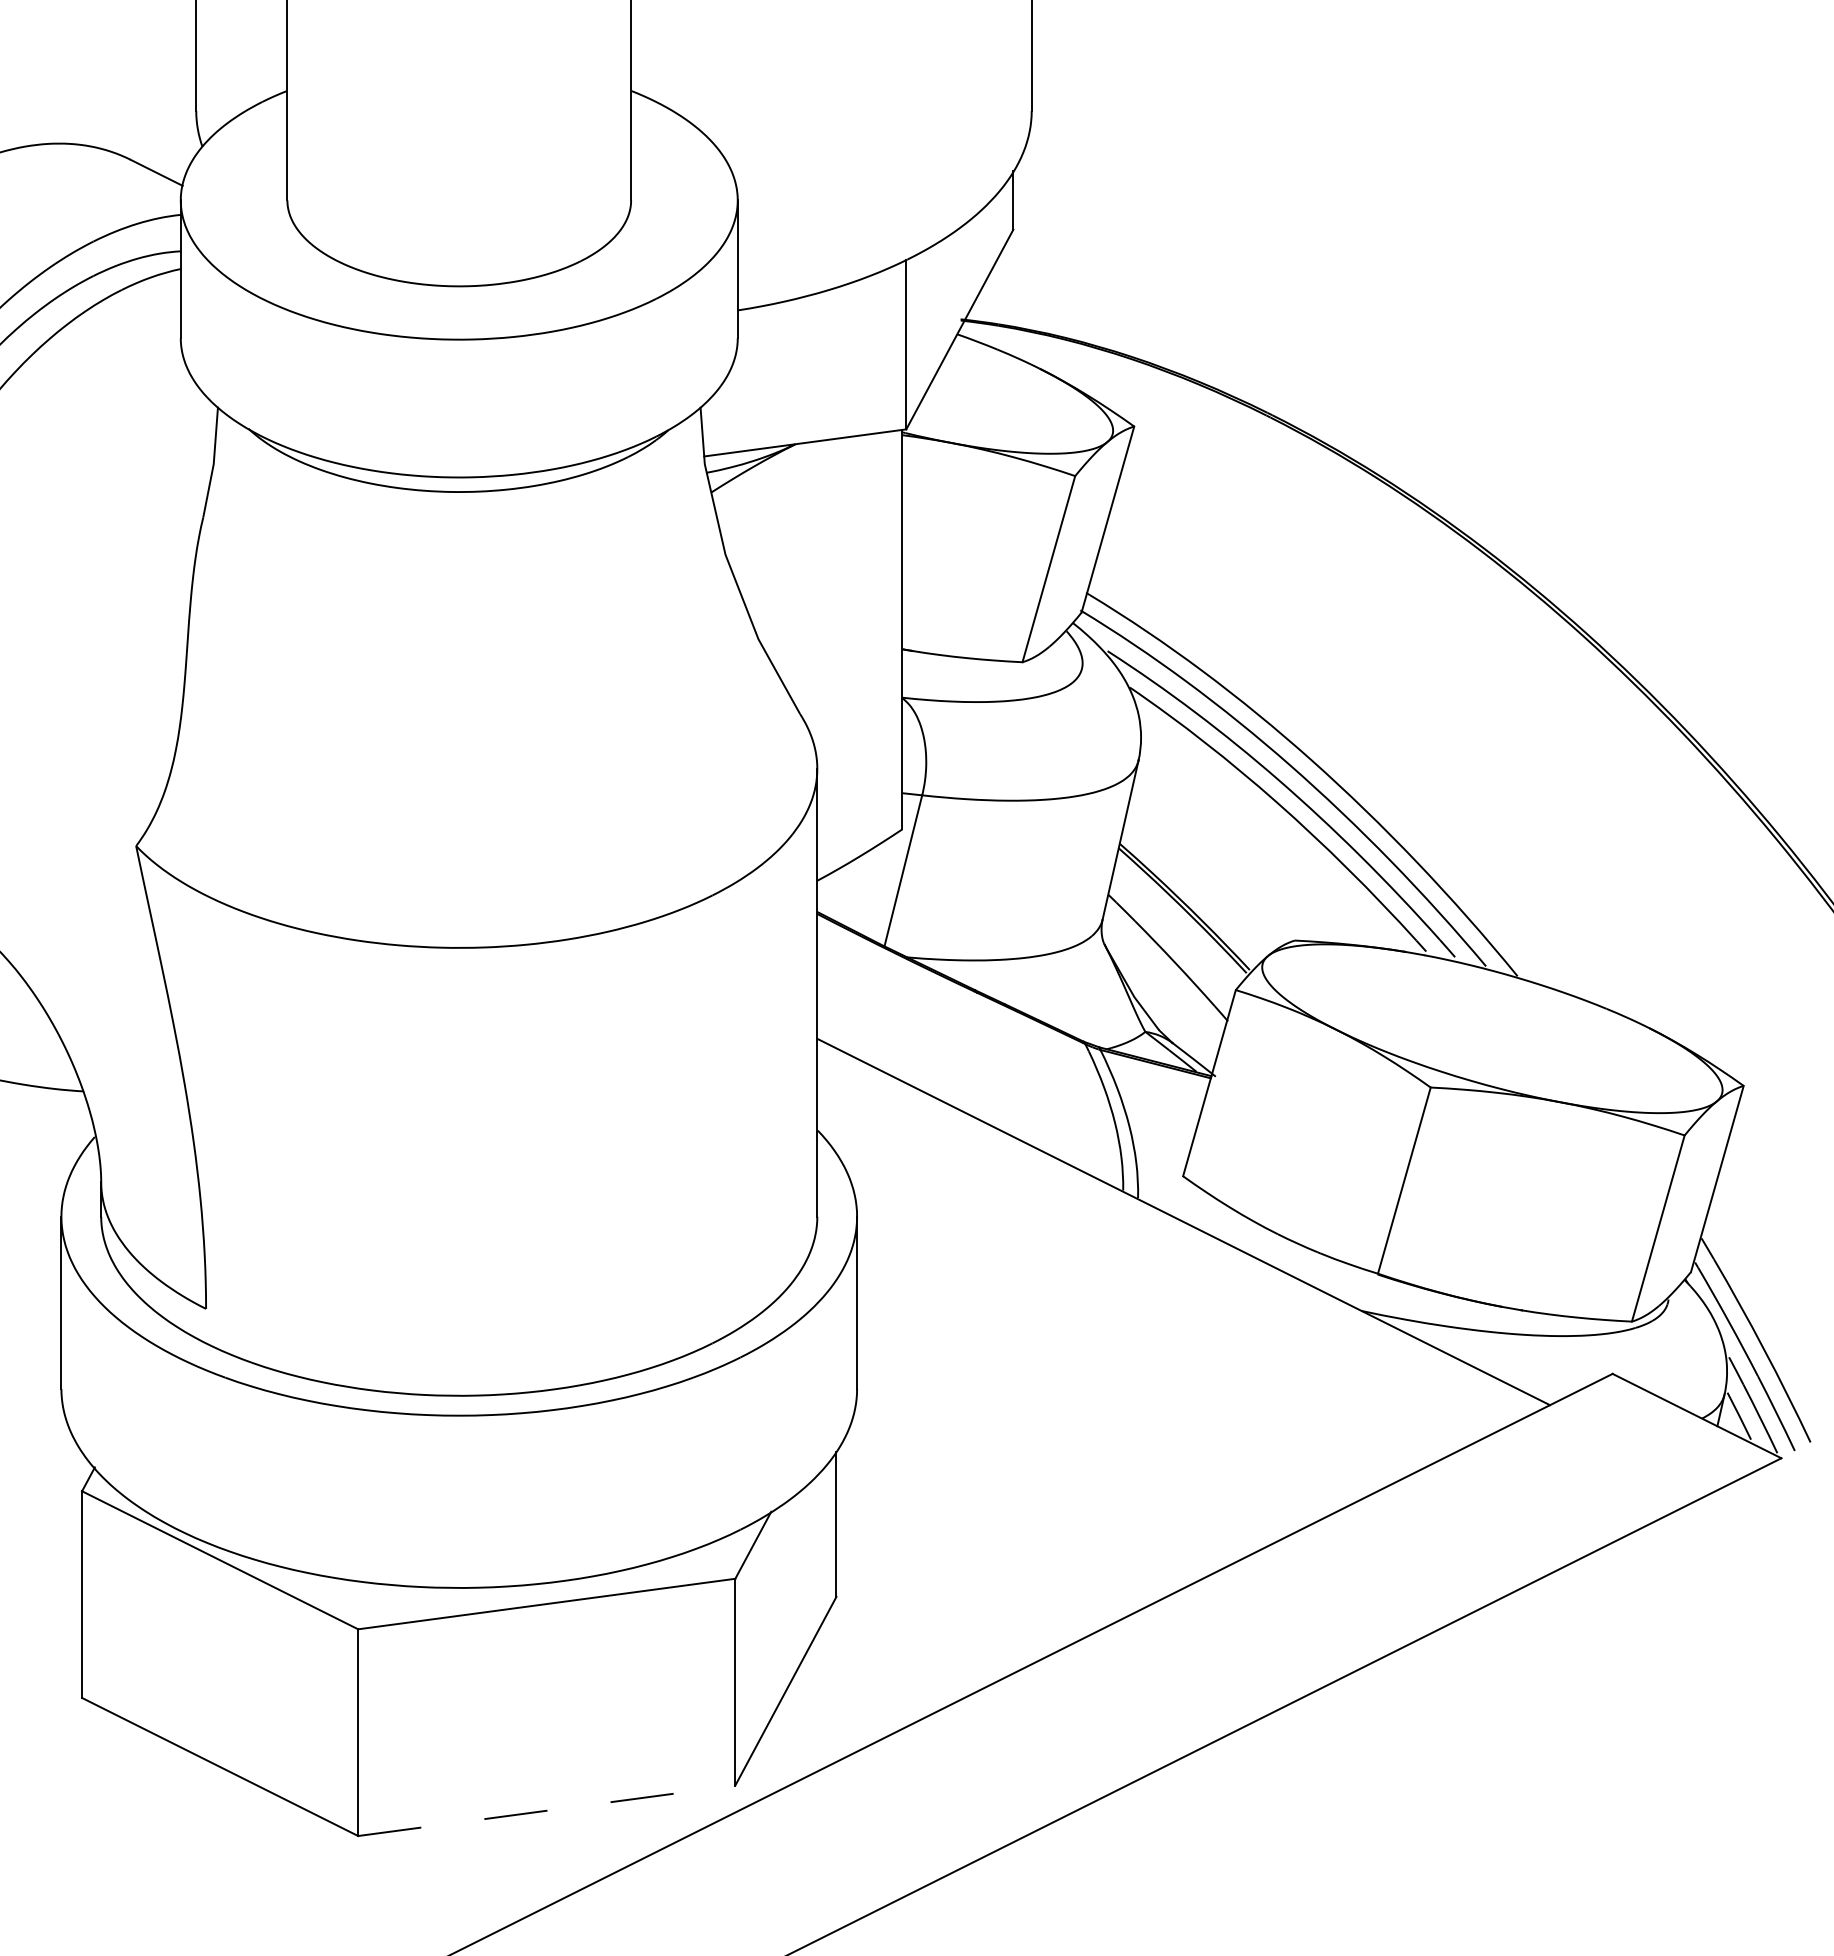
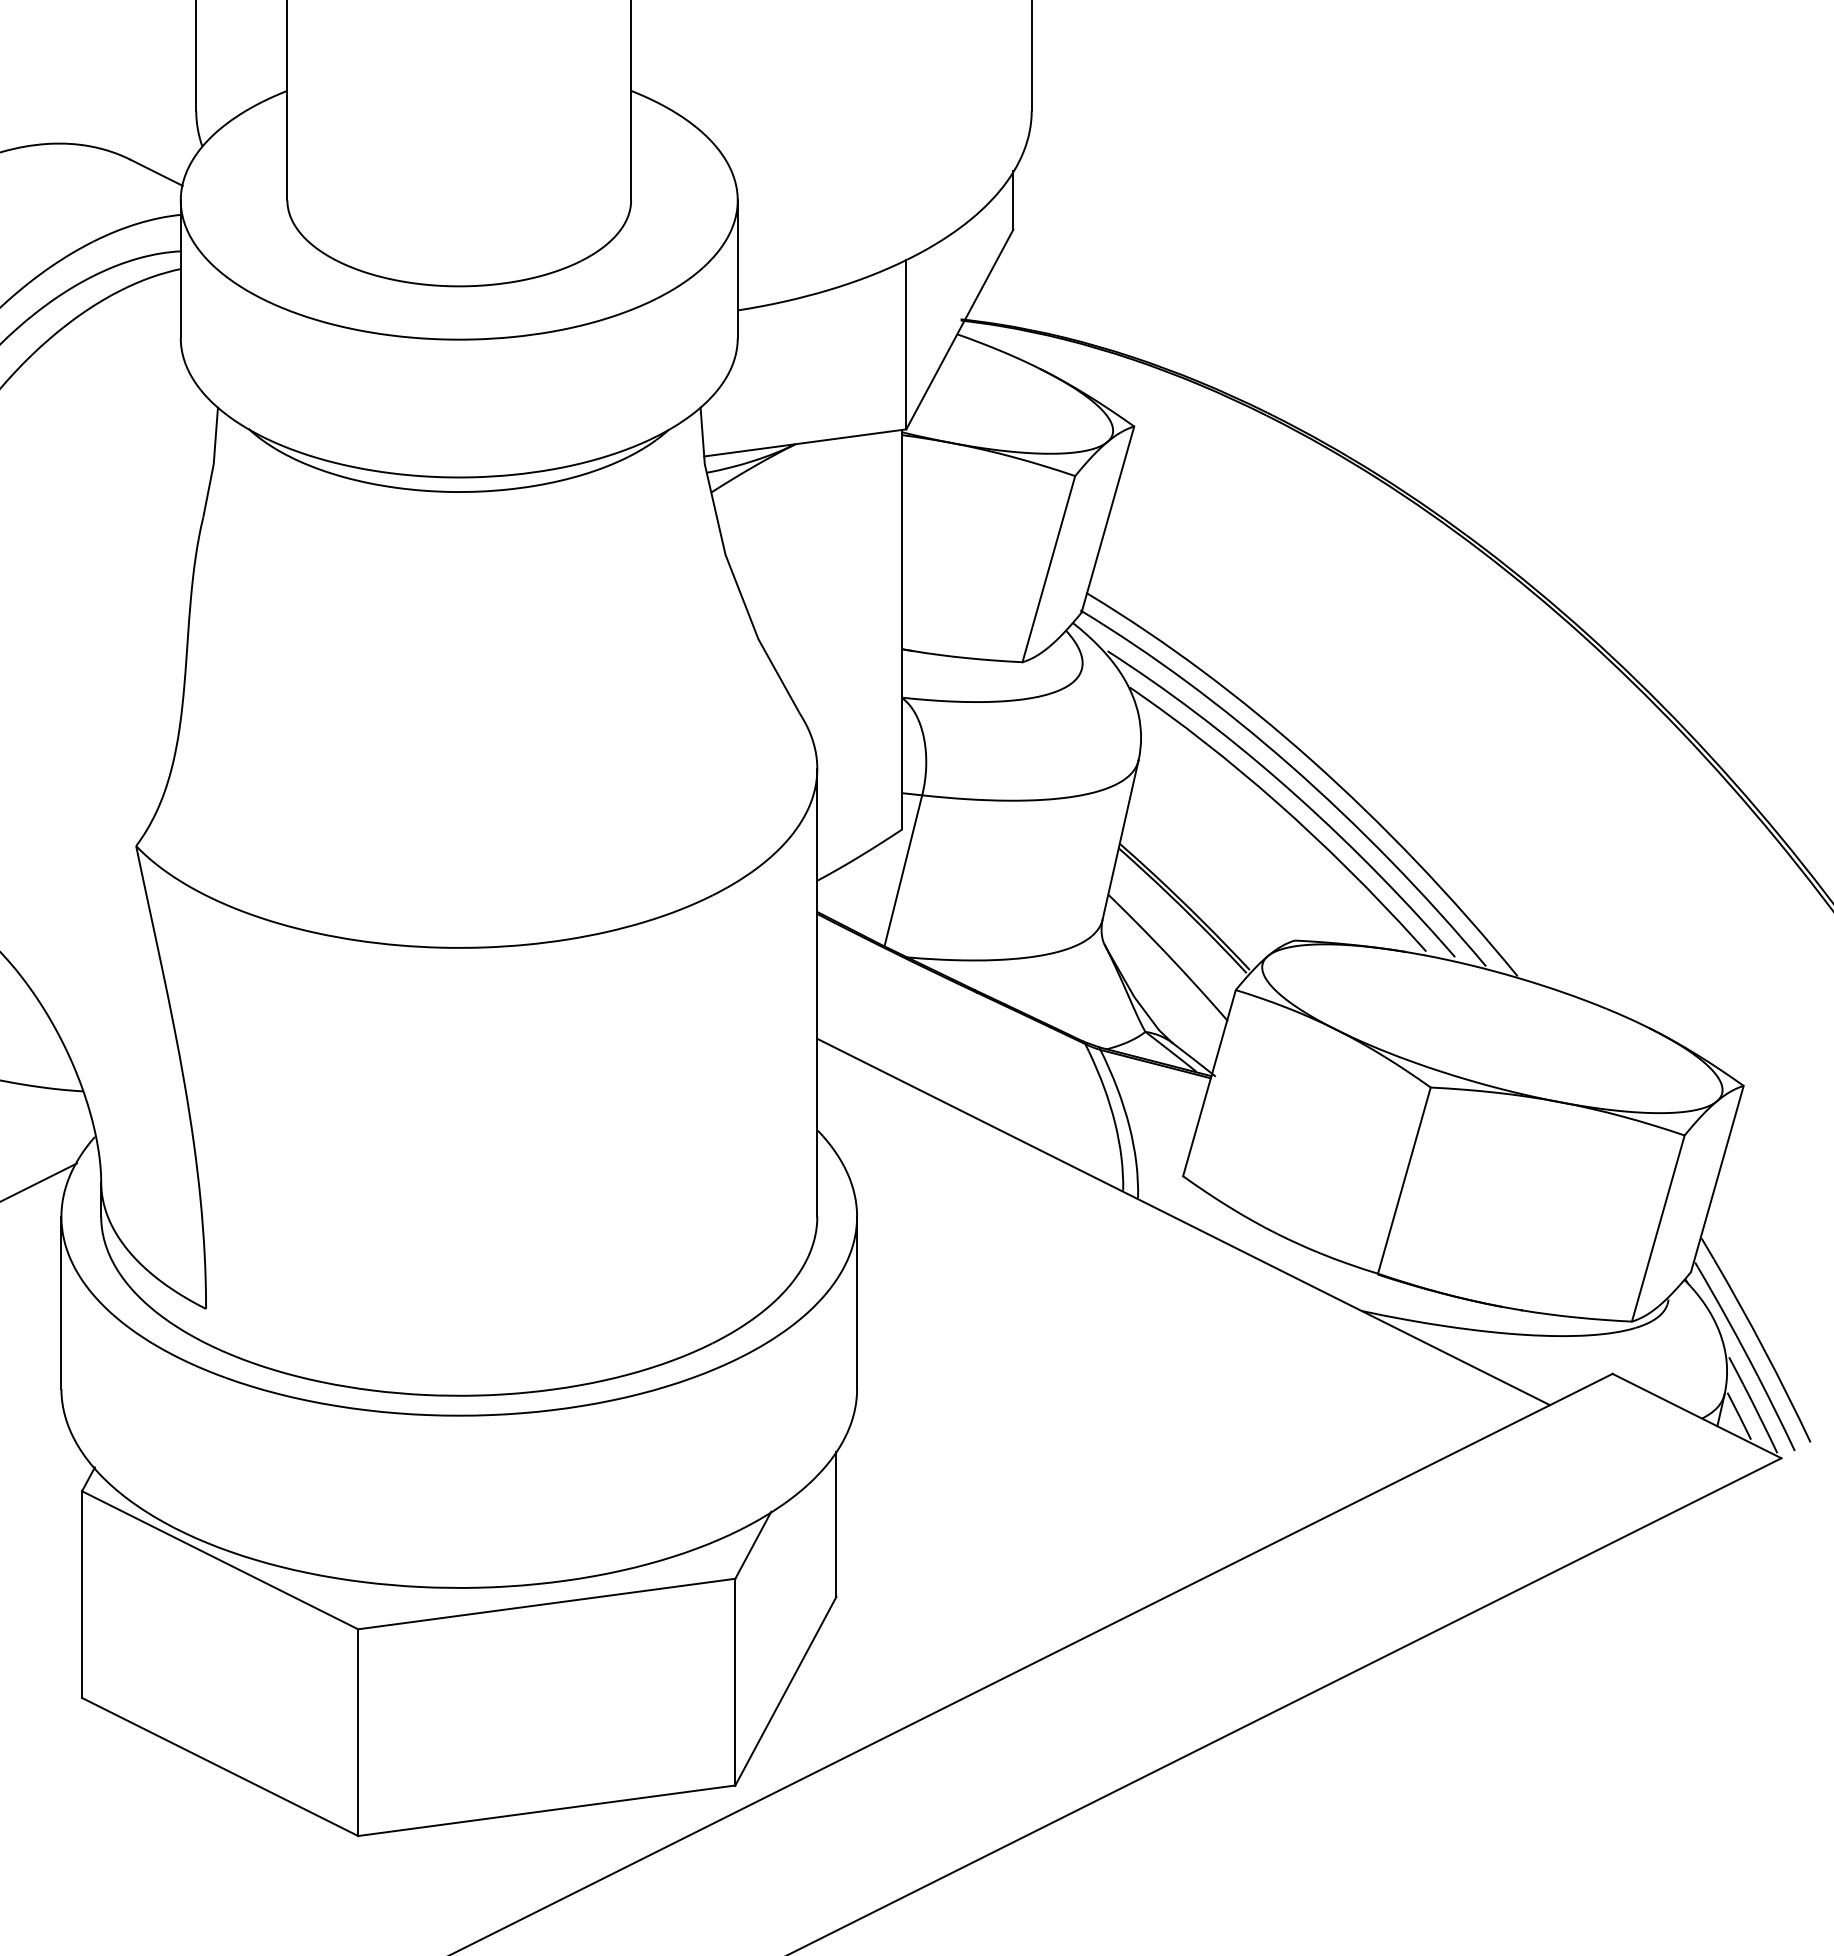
line: none -> present (39, 1181)
line: dashed -> solid (547, 1810)
